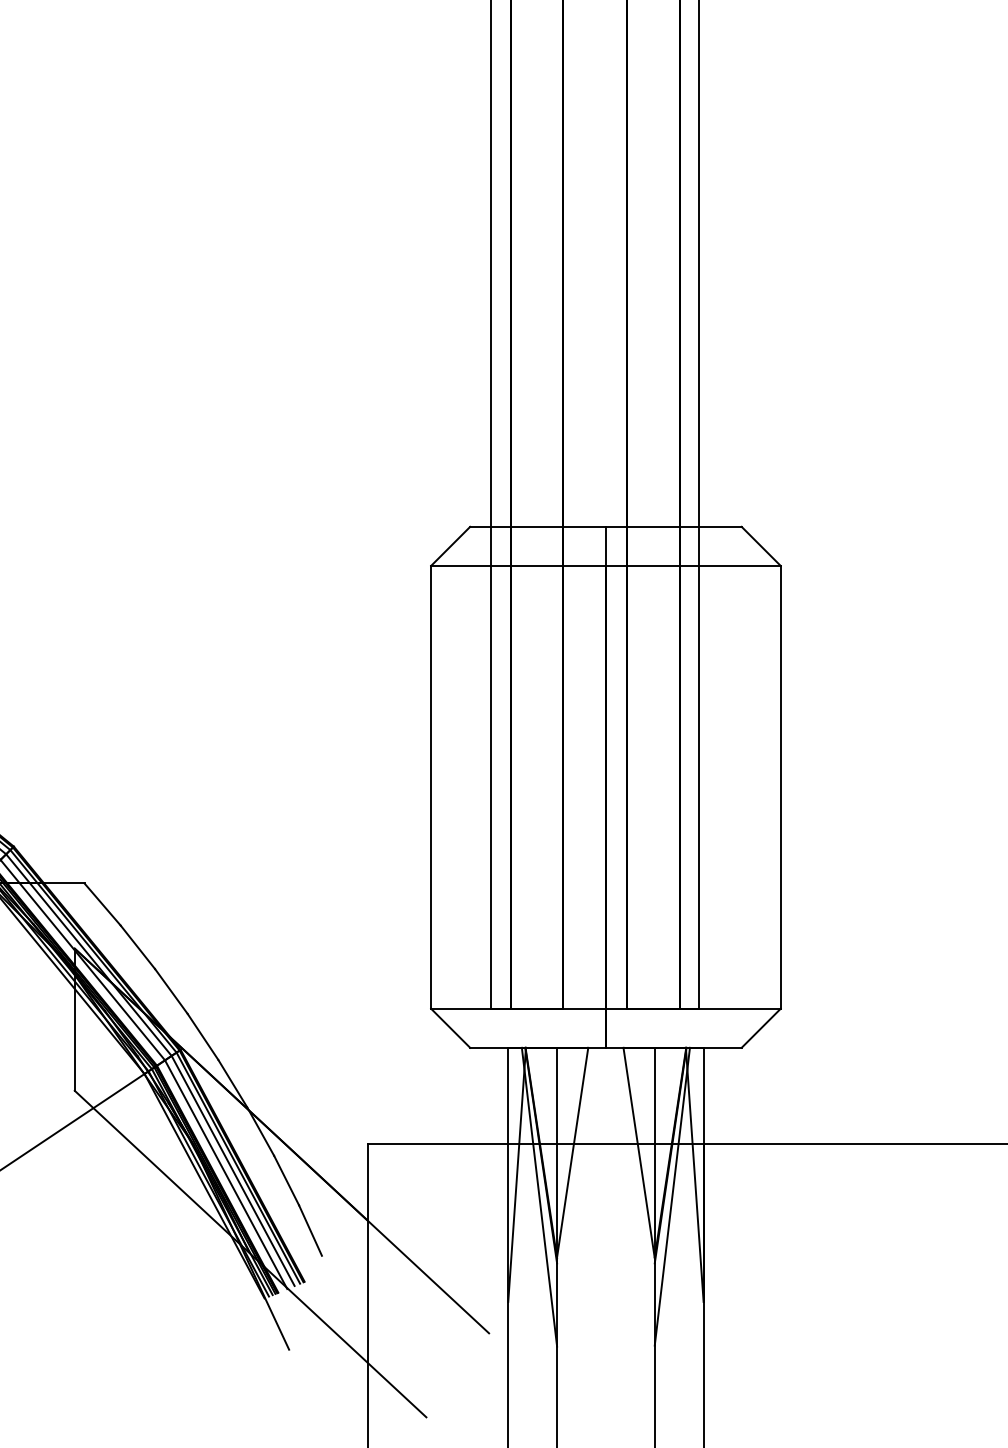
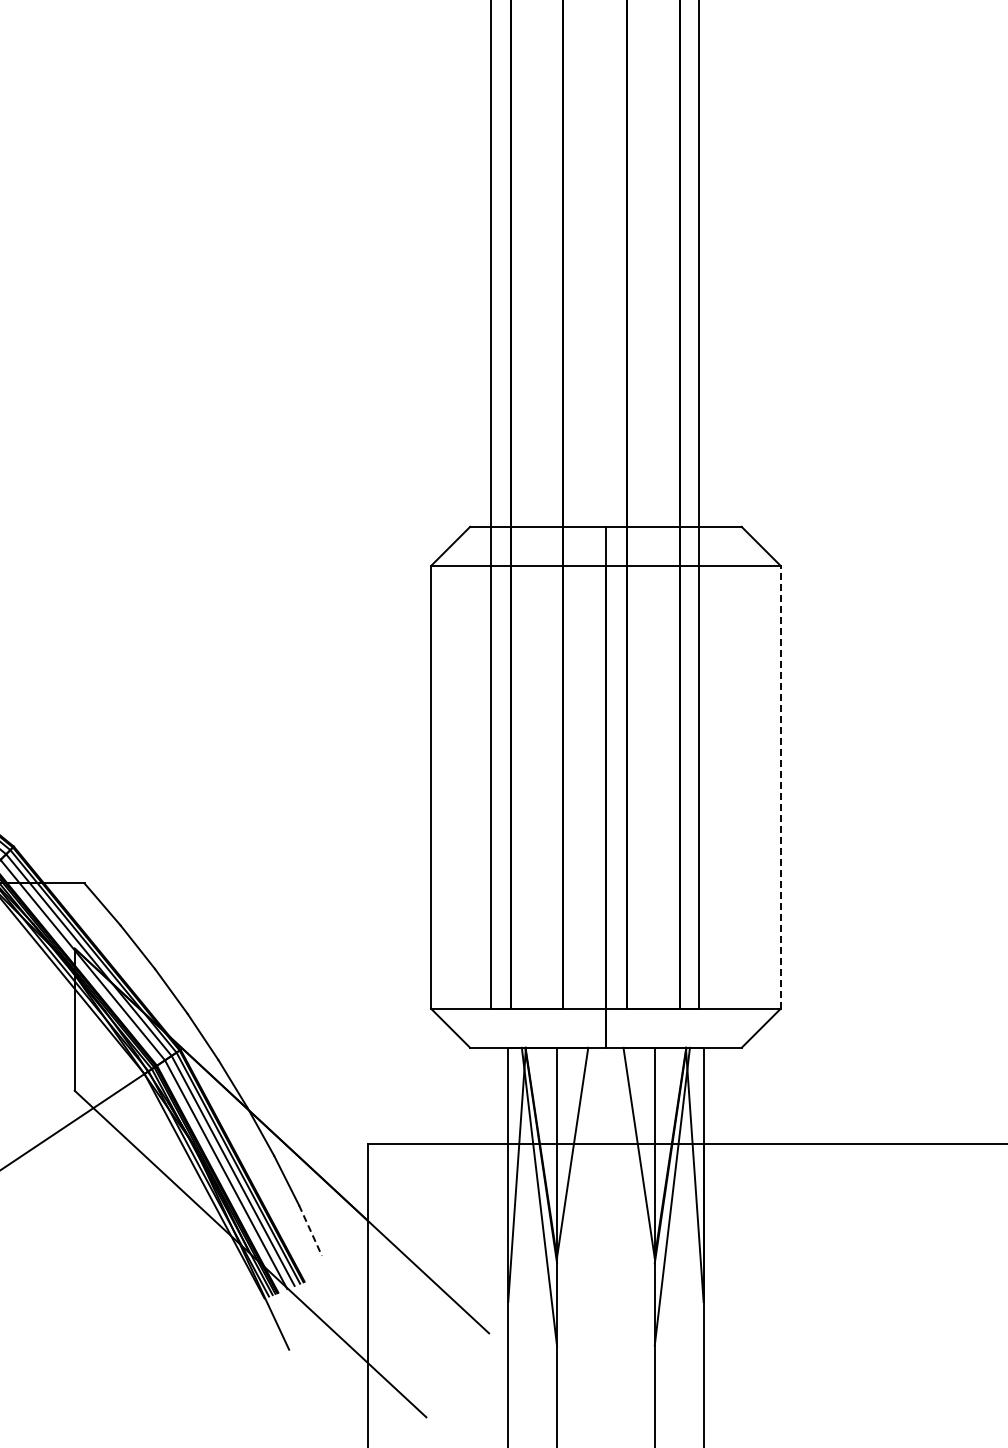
line: solid -> dashed (780, 786)
line: solid -> dashed (310, 1230)
